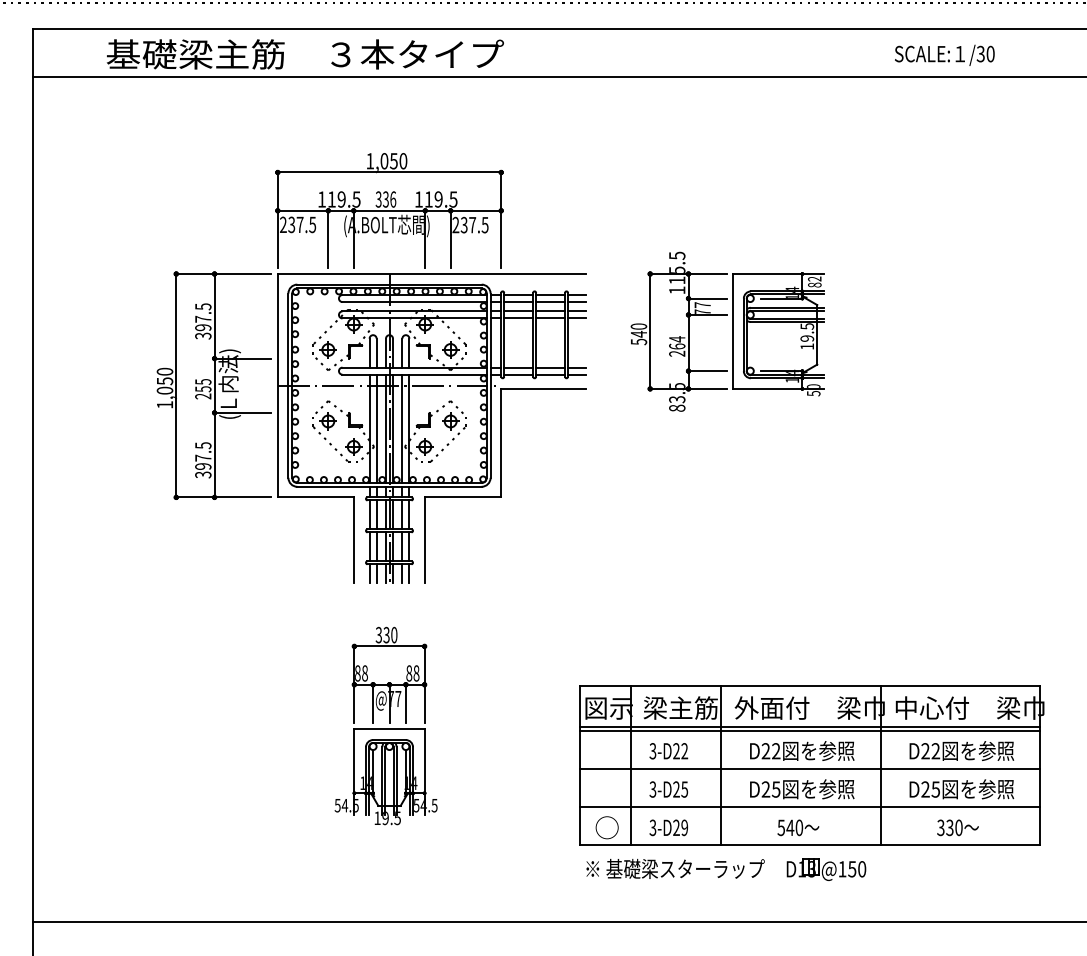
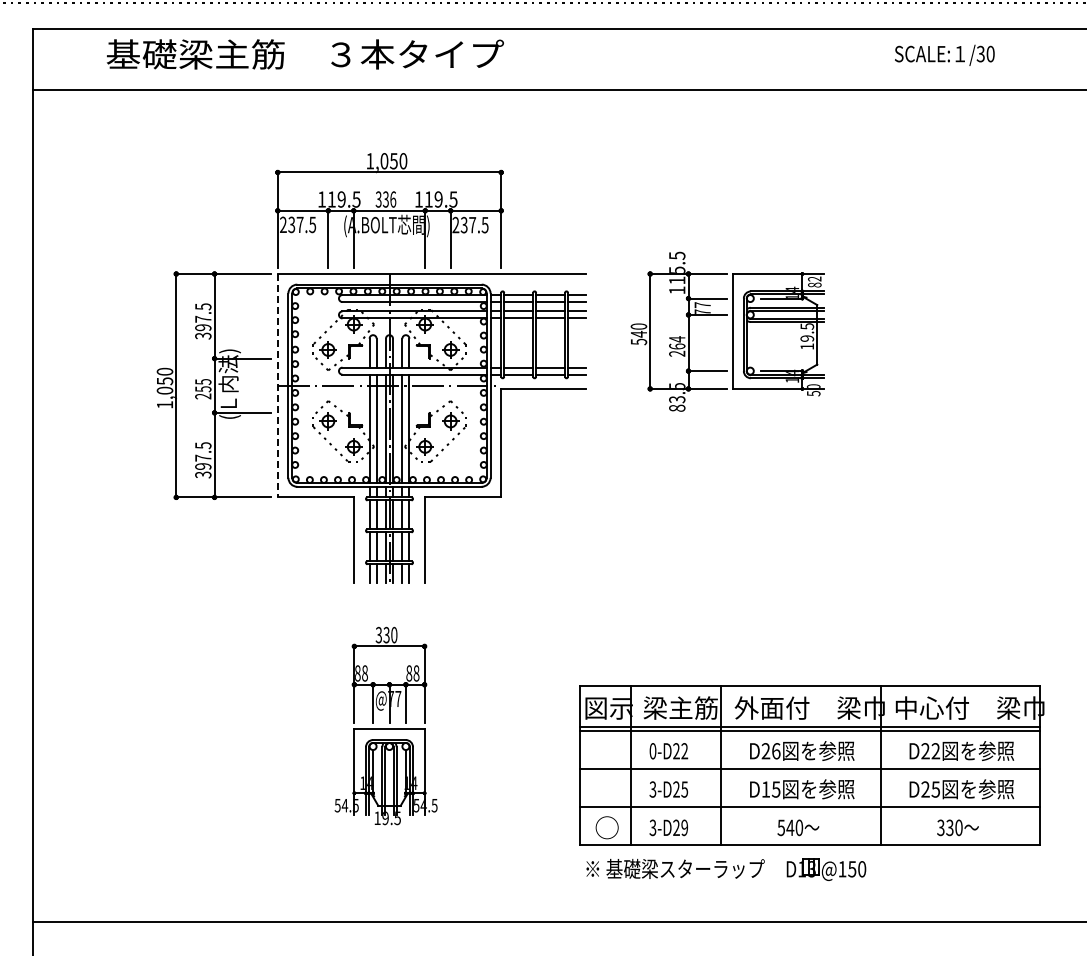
line position: (557, 76) -> (557, 89) (557, 89)
line: solid -> dashed (277, 385)
text: 3-D22 -> 0-D22 (652, 751)
text: D22 -> D26 (776, 751)
text: D25 -> D15 (765, 789)
